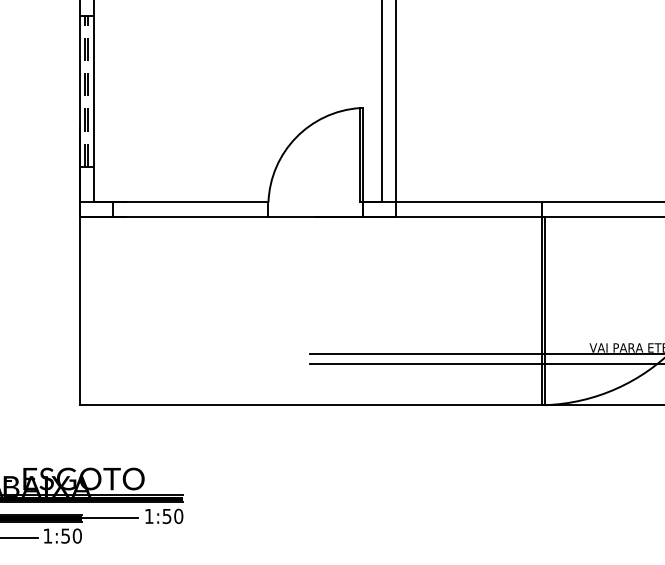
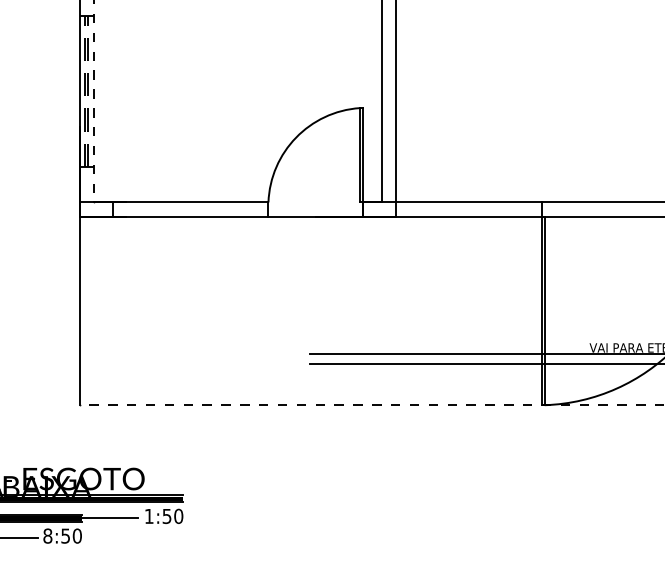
line: solid -> dashed (93, 101)
line: solid -> dashed (371, 405)
text: 1:50 -> 8:50 (47, 535)
